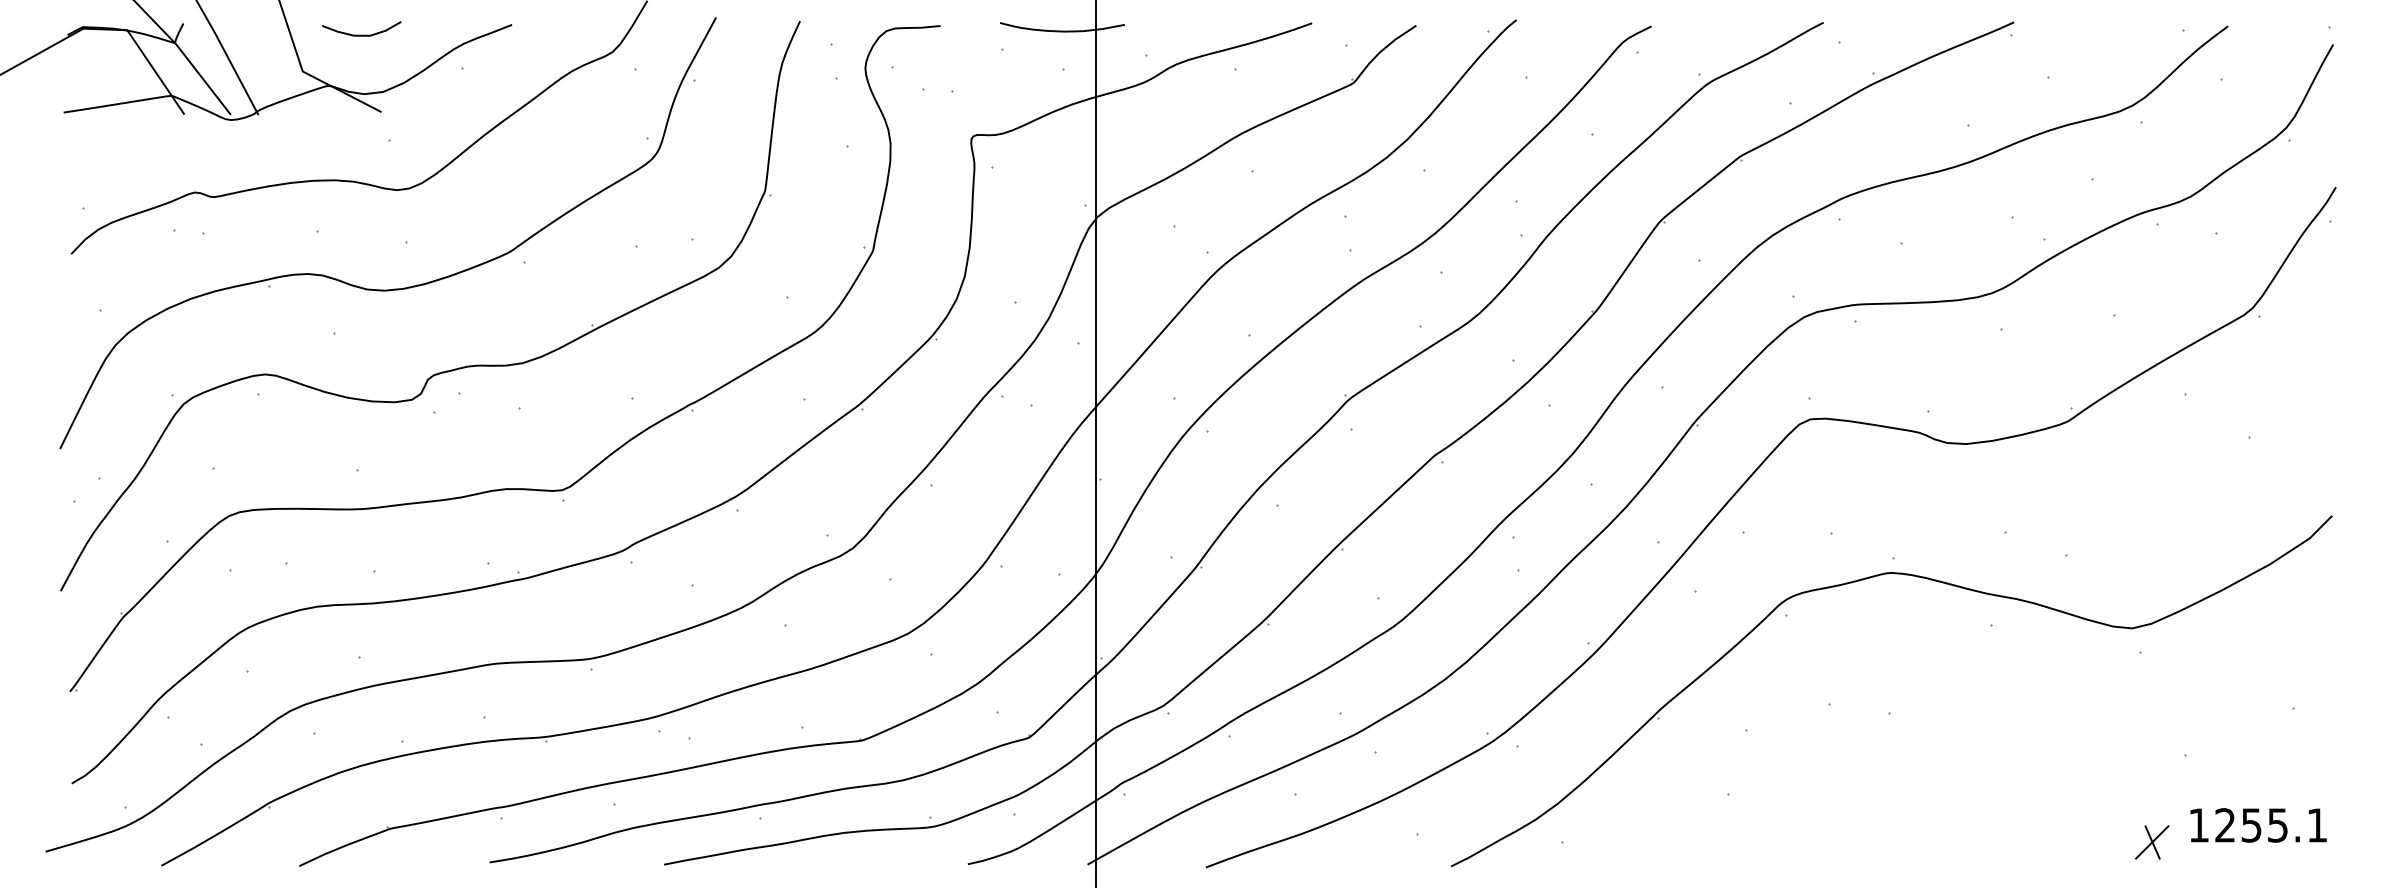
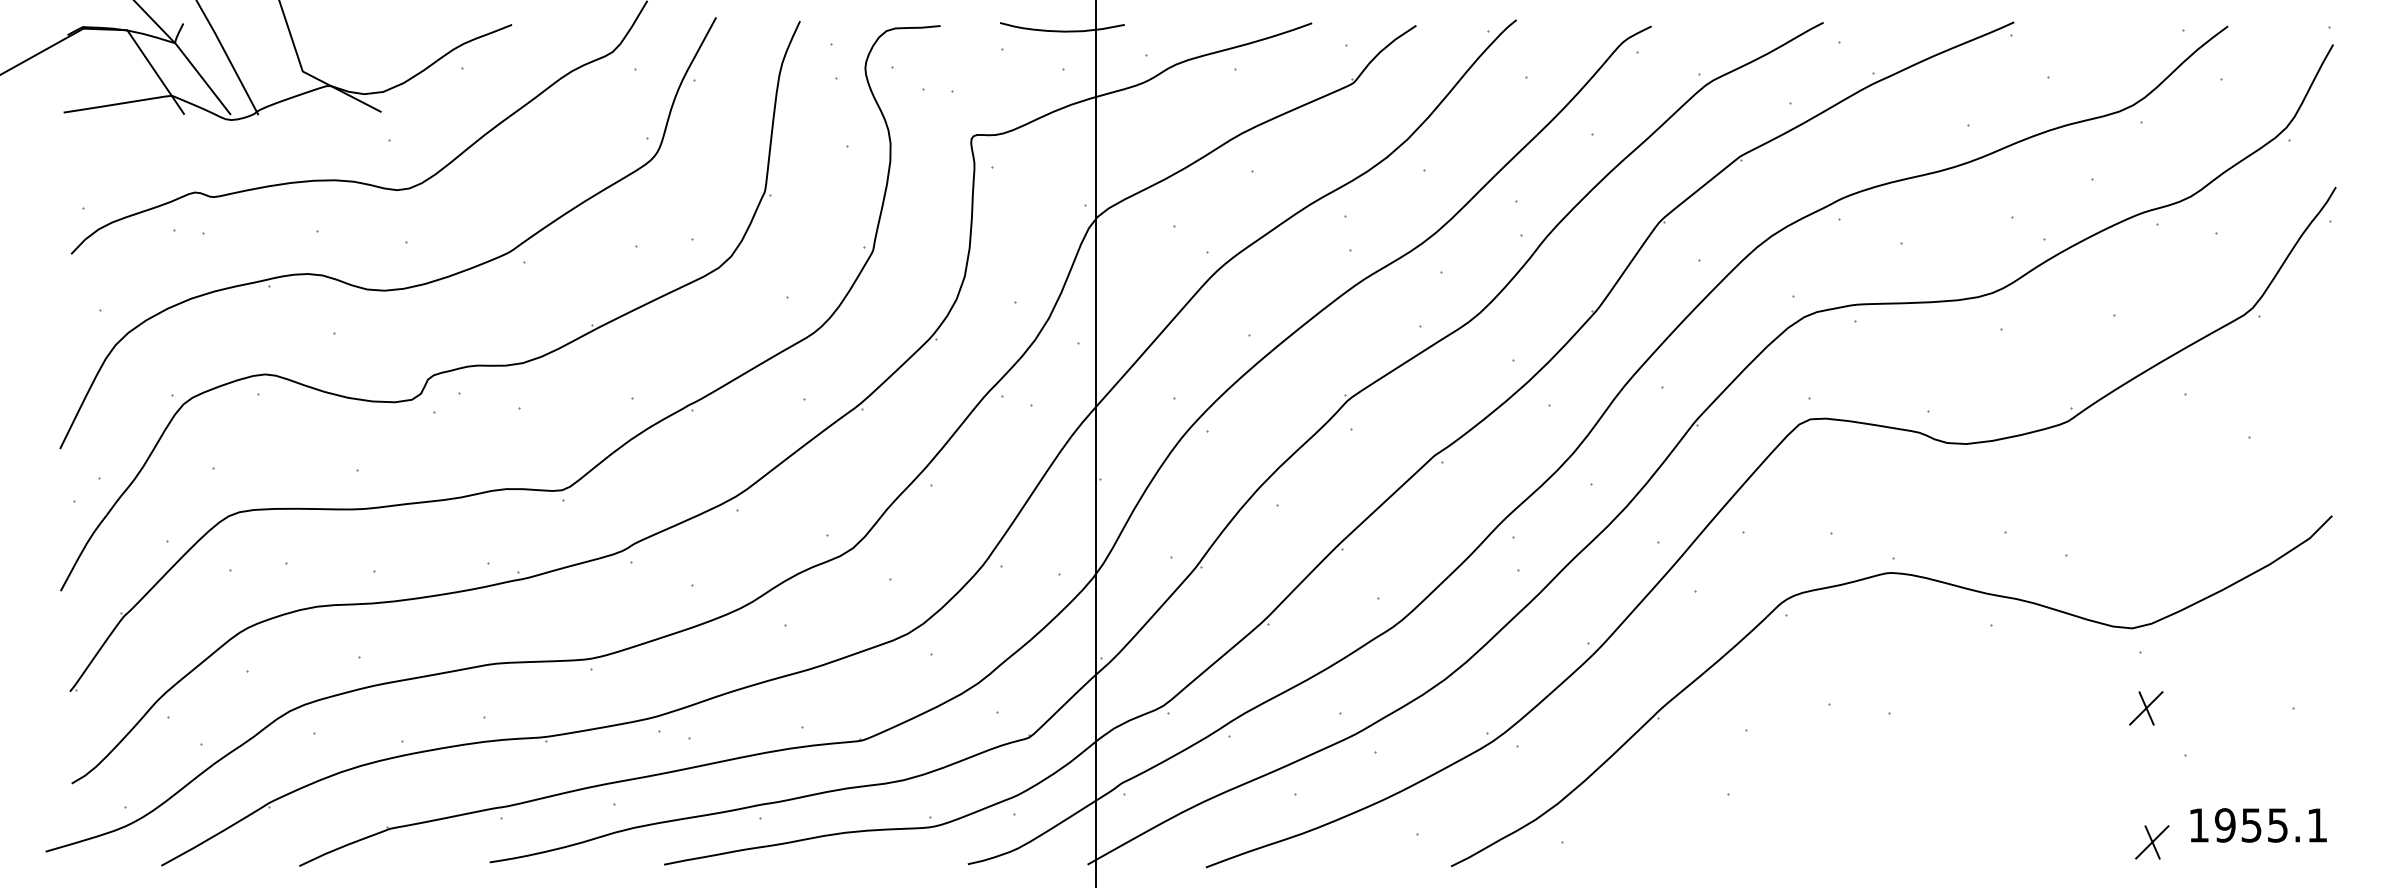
curve: present -> none (361, 34)
part: none -> present (2146, 708)
text: 1255.1 -> 1955.1 (2225, 825)
